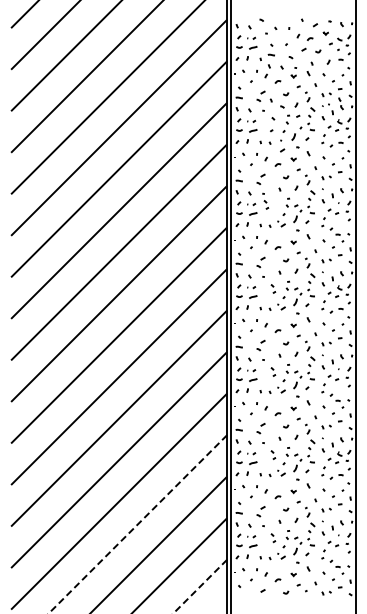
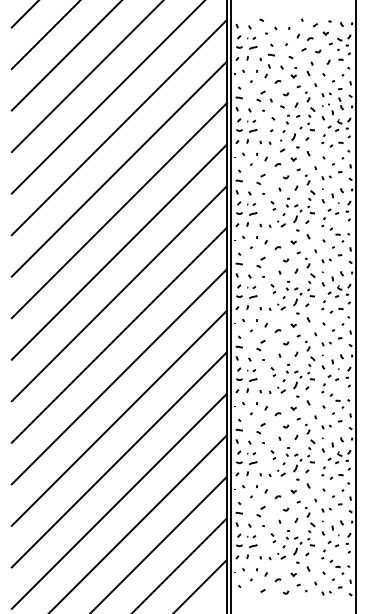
part position: (266, 204) -> (273, 205) (273, 205)
line: dashed -> solid (137, 524)
line: dashed -> solid (200, 586)
